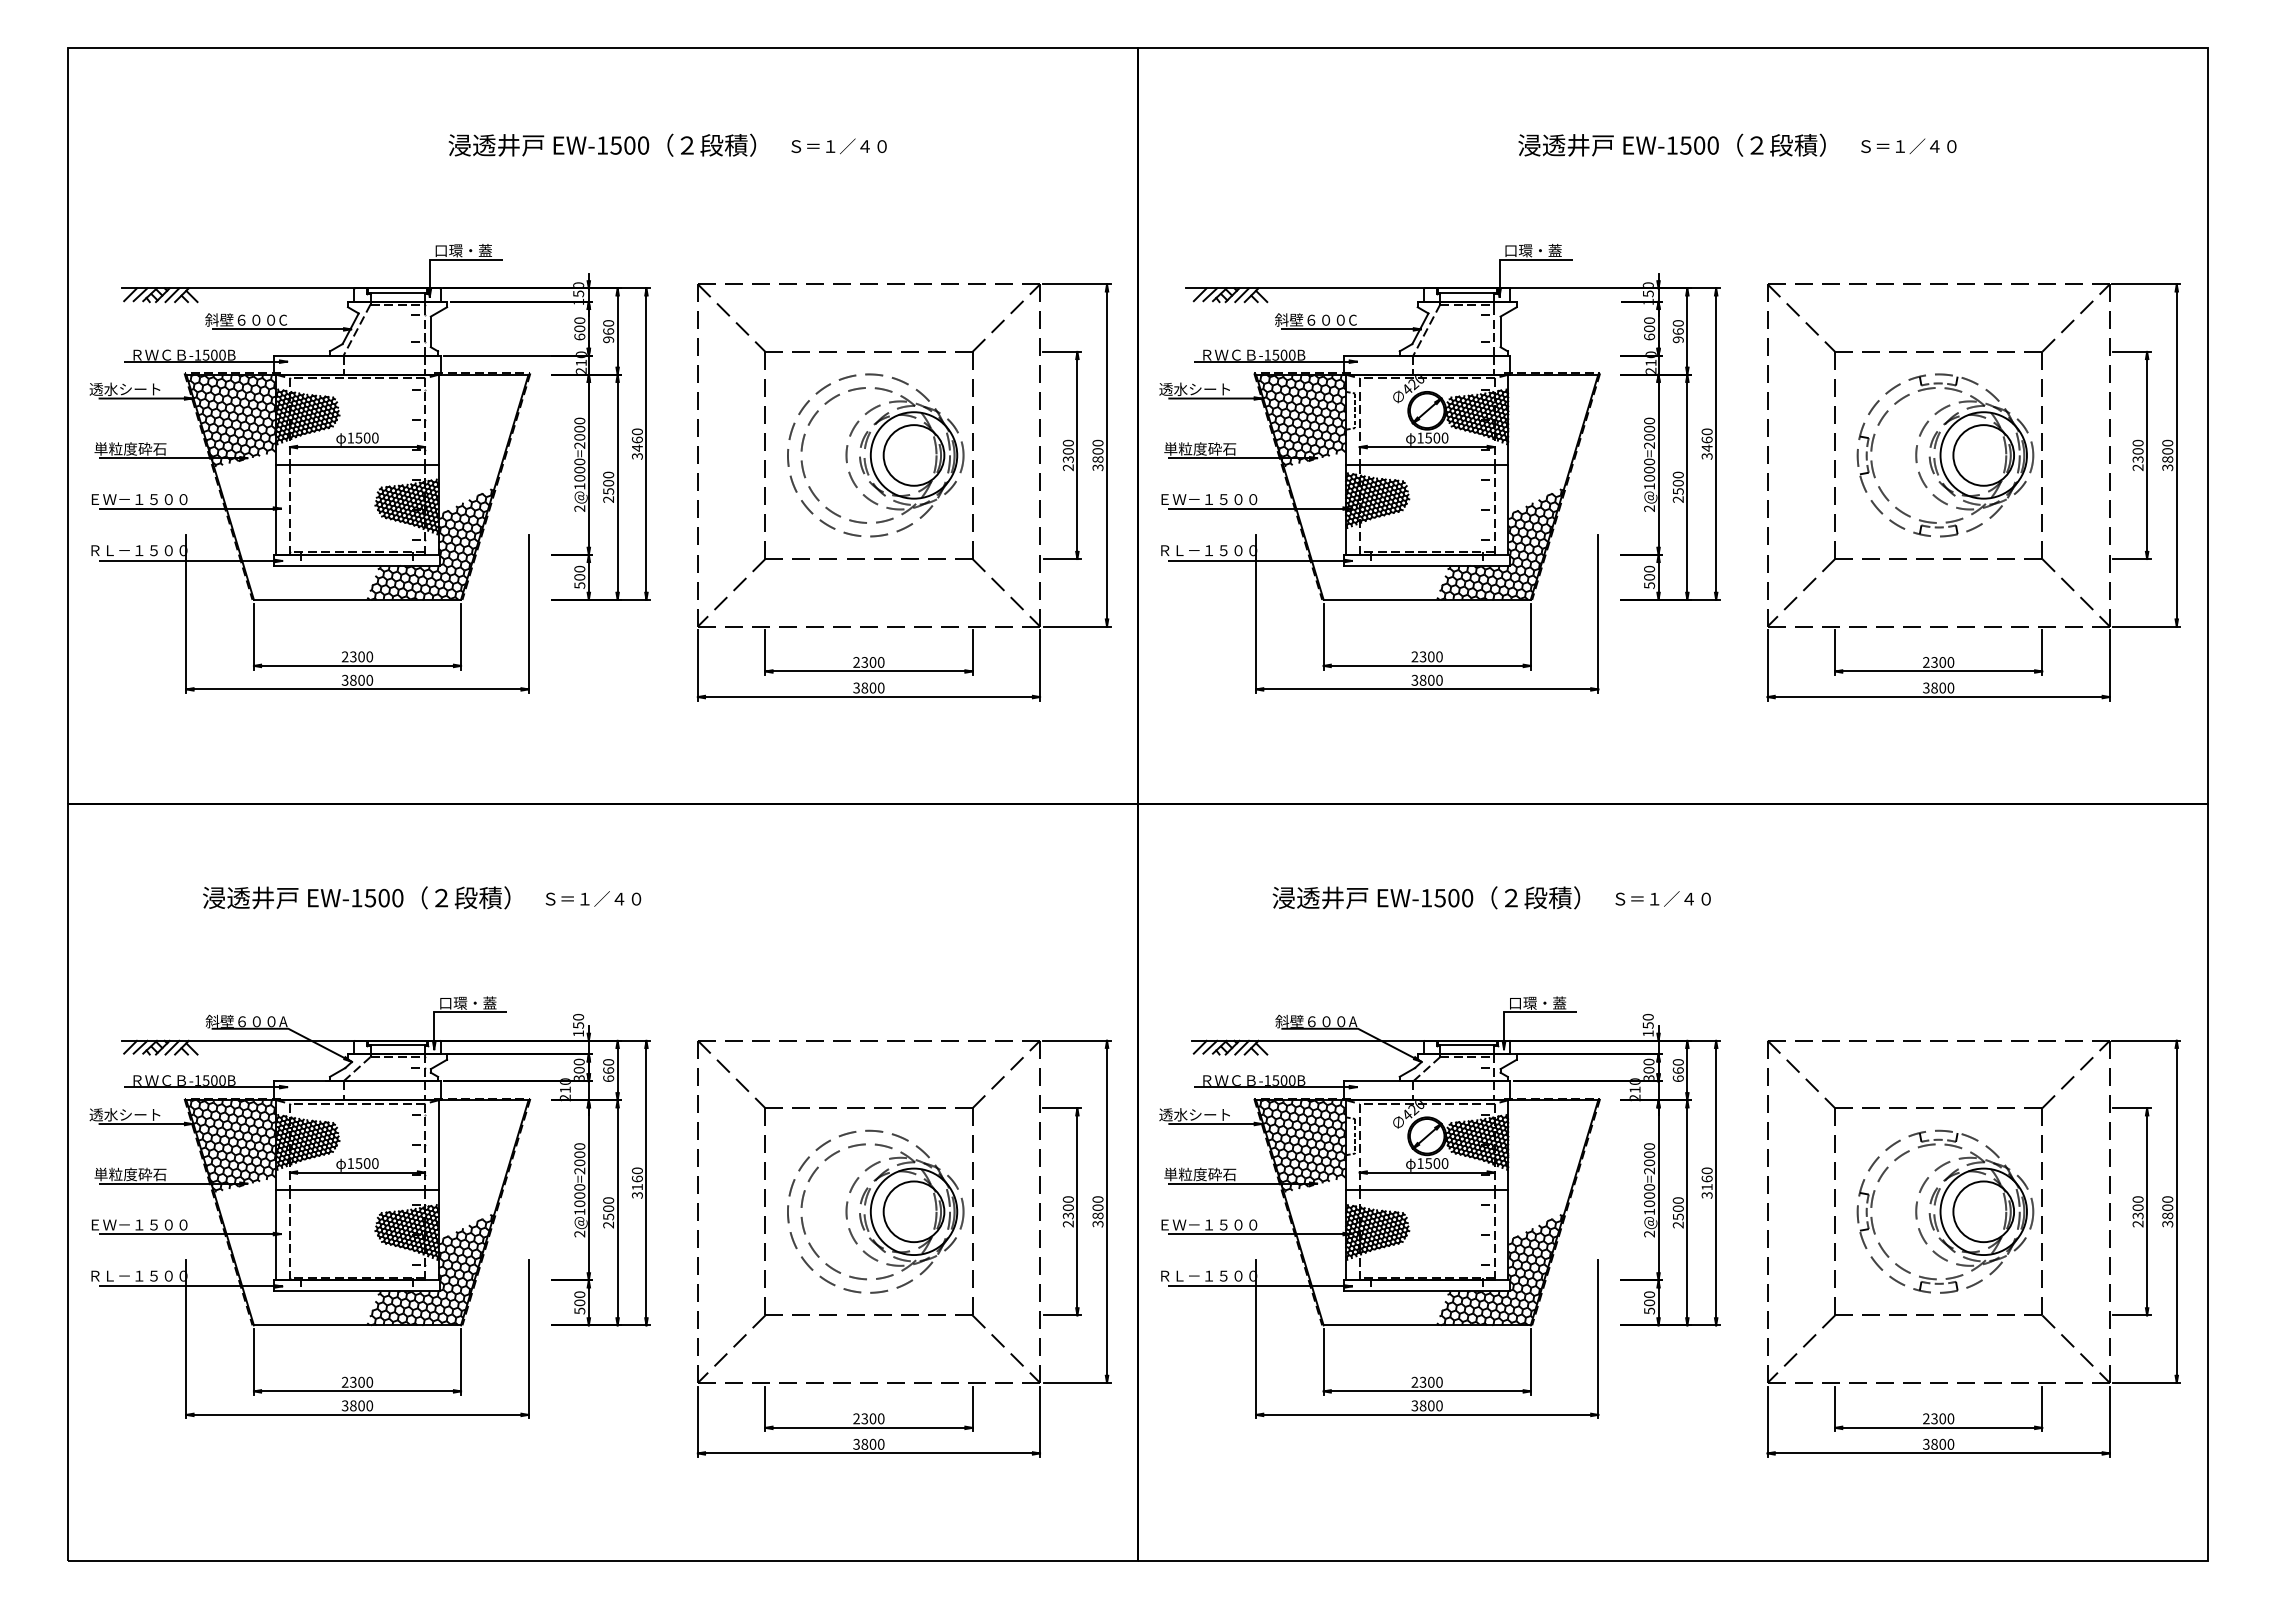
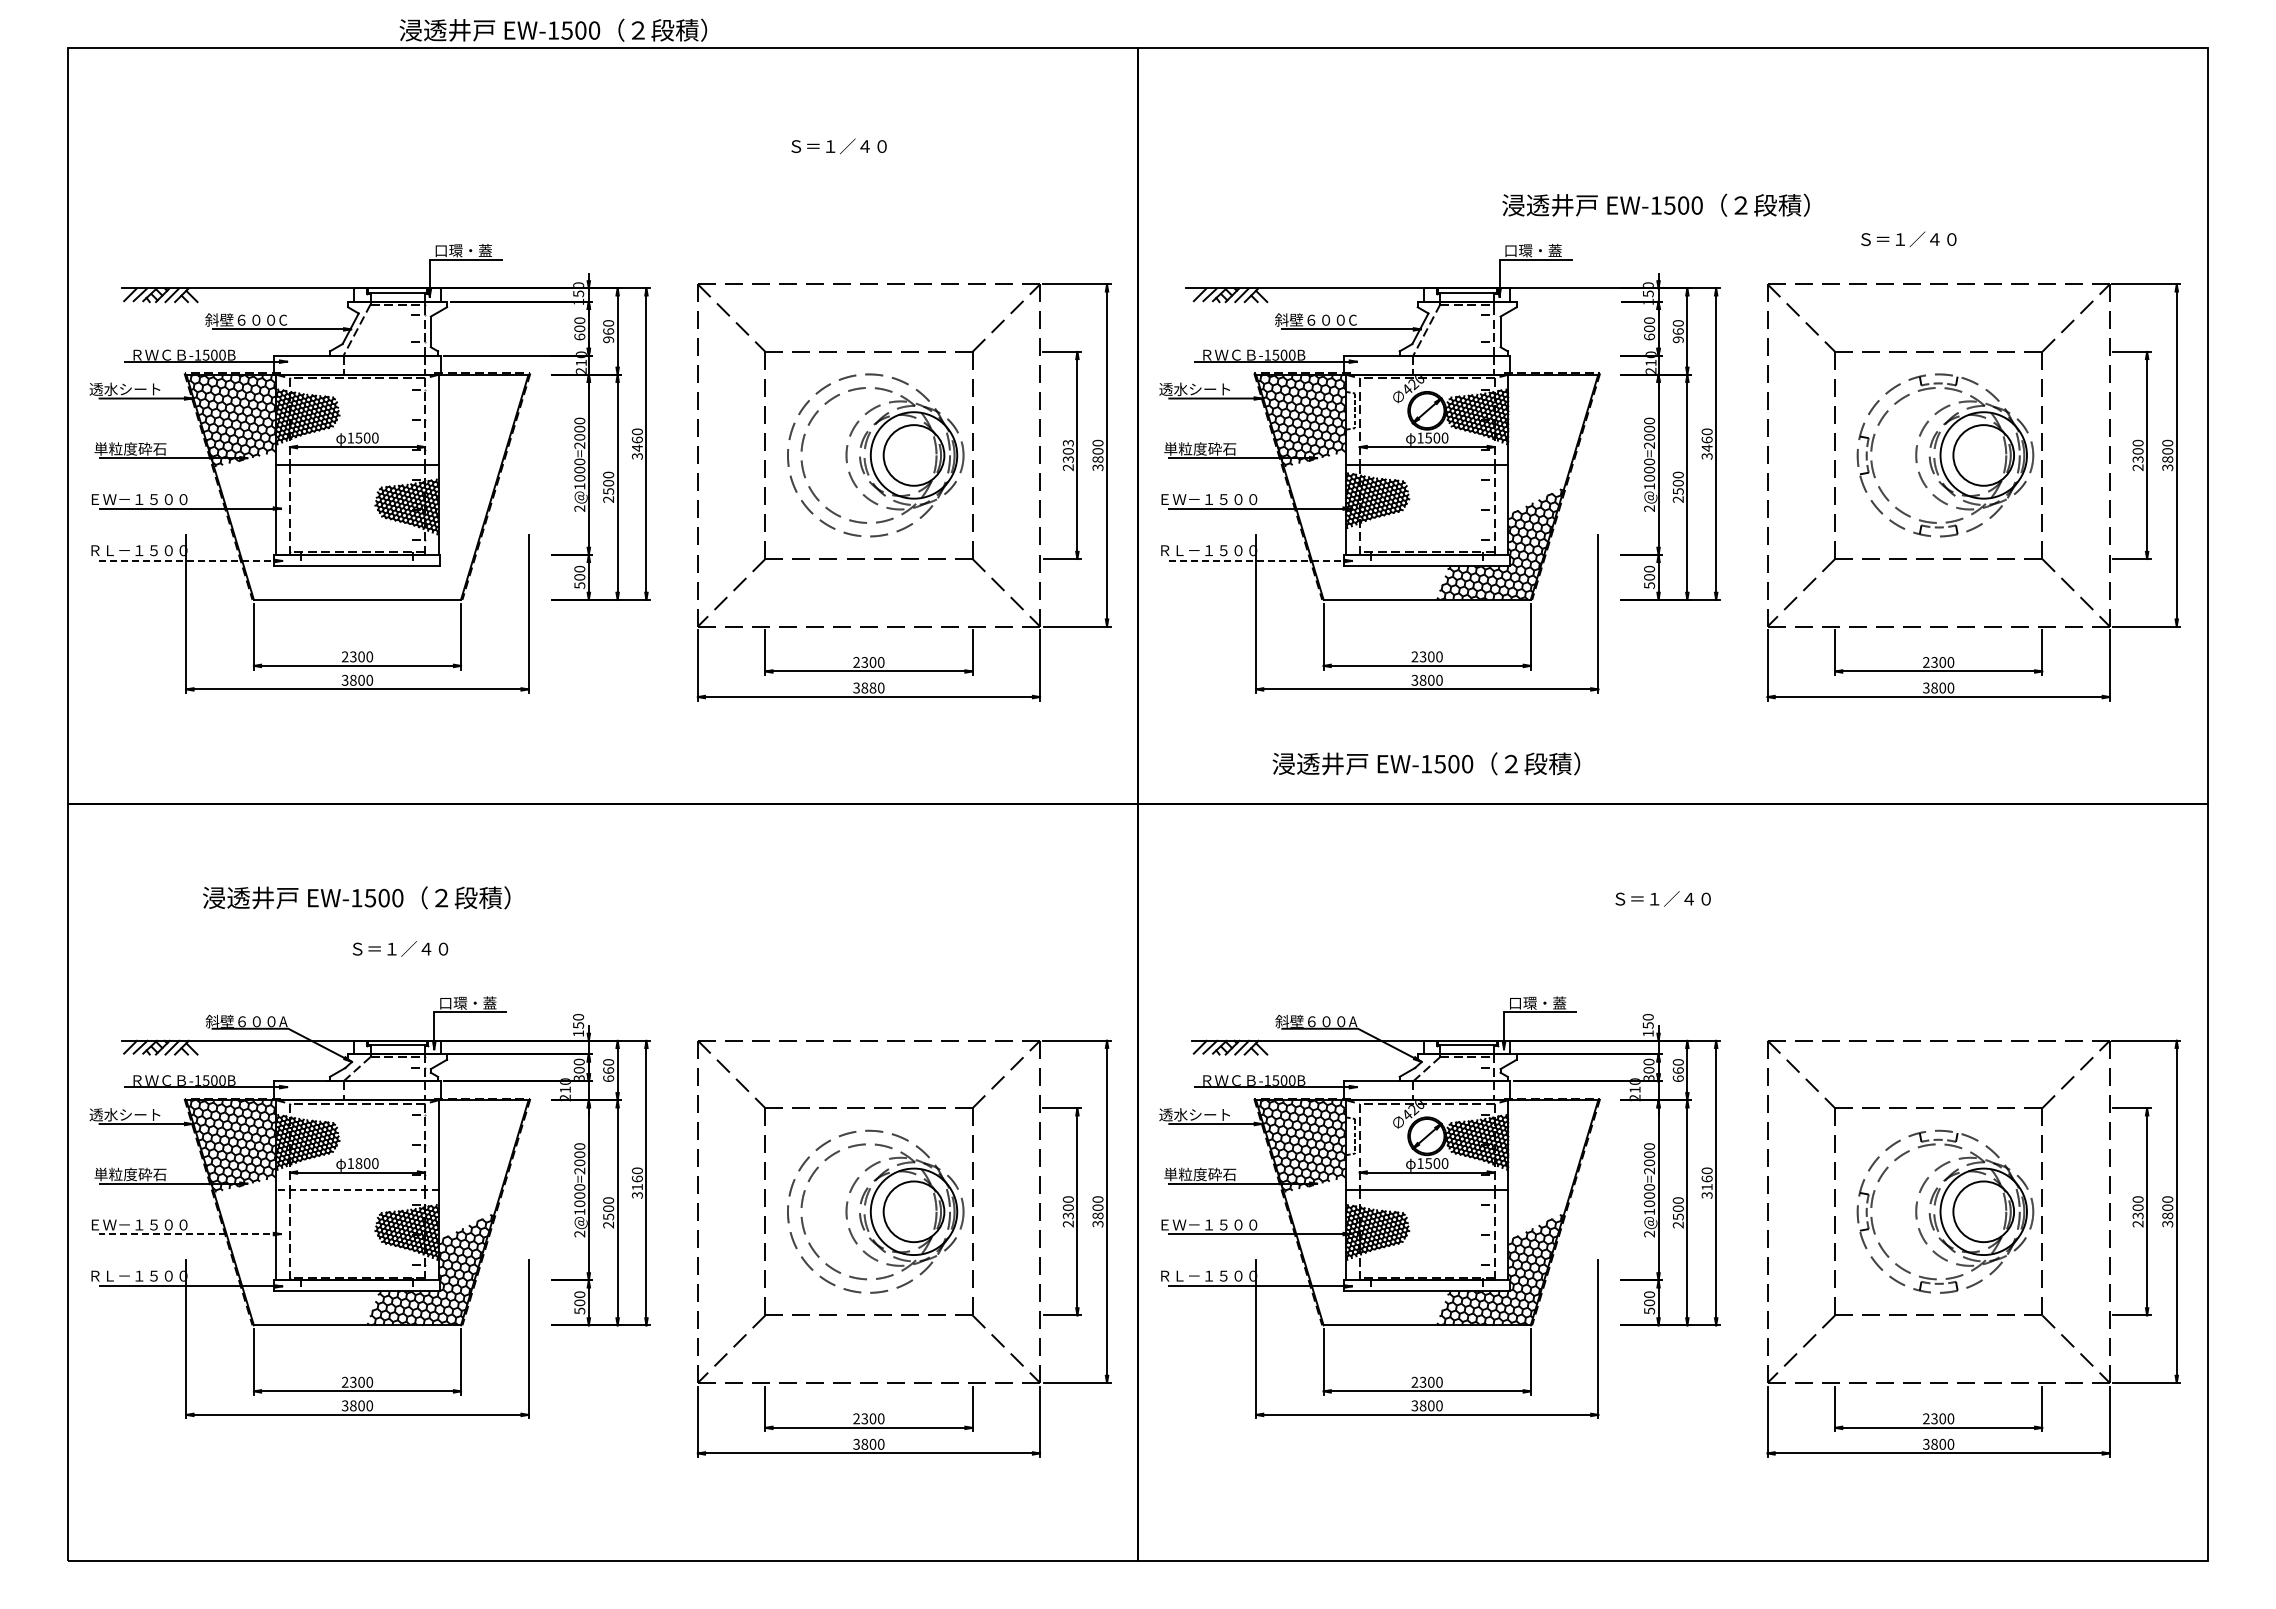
text position: (602, 144) -> (553, 29) (553, 29)
text position: (1671, 144) -> (1655, 204) (1655, 204)
text position: (1908, 145) -> (1908, 238) (1908, 238)
text: 2300 -> 2303 (1068, 442)
hatch: present -> none (430, 544)
line: solid -> dashed (189, 560)
line: solid -> dashed (1259, 560)
text: 3800 -> 3880 (872, 688)
text position: (1426, 897) -> (1426, 763) (1426, 763)
text position: (593, 898) -> (400, 948) (400, 948)
text: 1500 -> 1800 (358, 1163)
line: solid -> dashed (356, 1190)
line: solid -> dashed (189, 1234)
